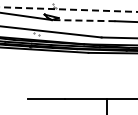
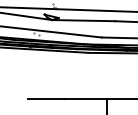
line: dashed -> solid (69, 9)
line: dashed -> solid (83, 20)
